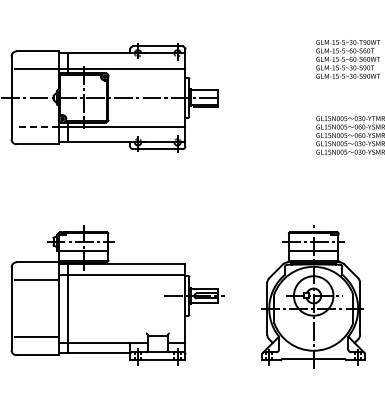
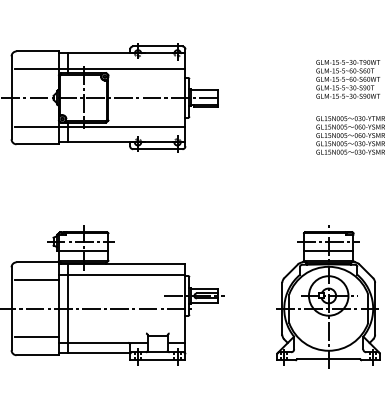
text position: (348, 59) -> (348, 79) (348, 79)
line: dashed -> solid (36, 126)
part position: (313, 296) -> (328, 296) (328, 296)
line: none -> present (98, 308)
